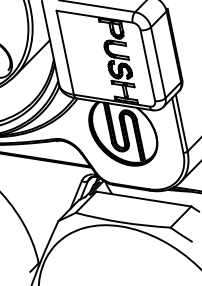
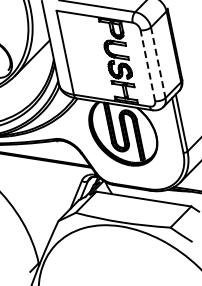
line: solid -> dashed (158, 63)
line: solid -> dashed (147, 65)
